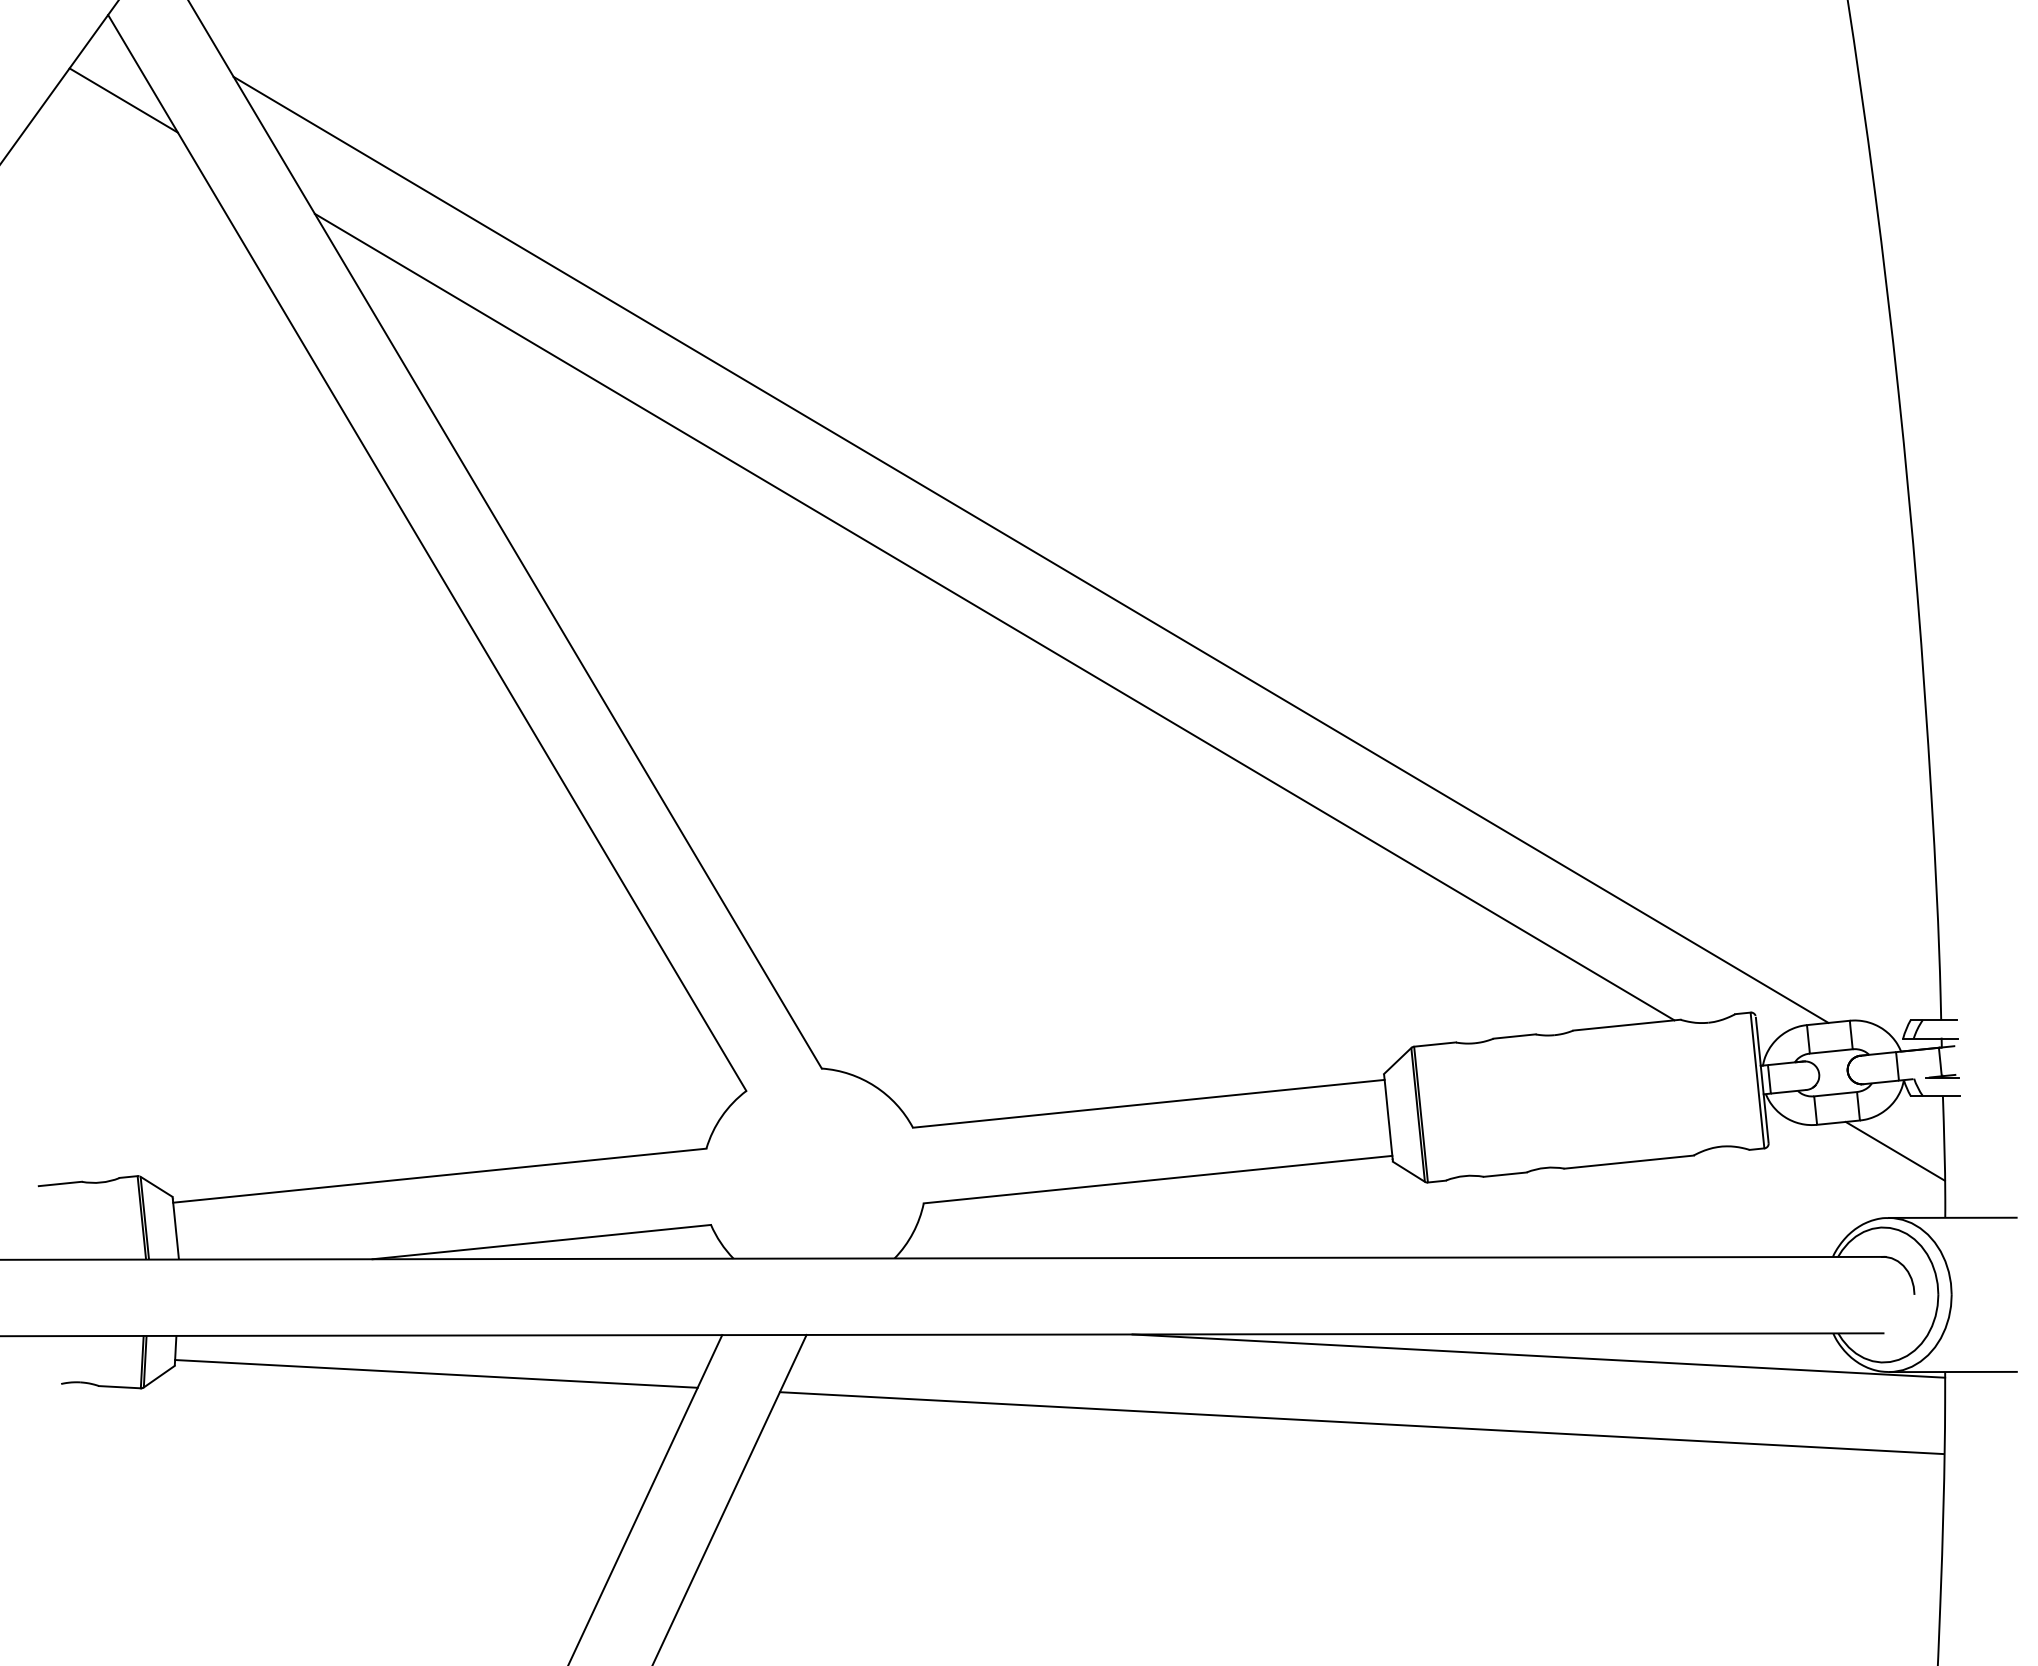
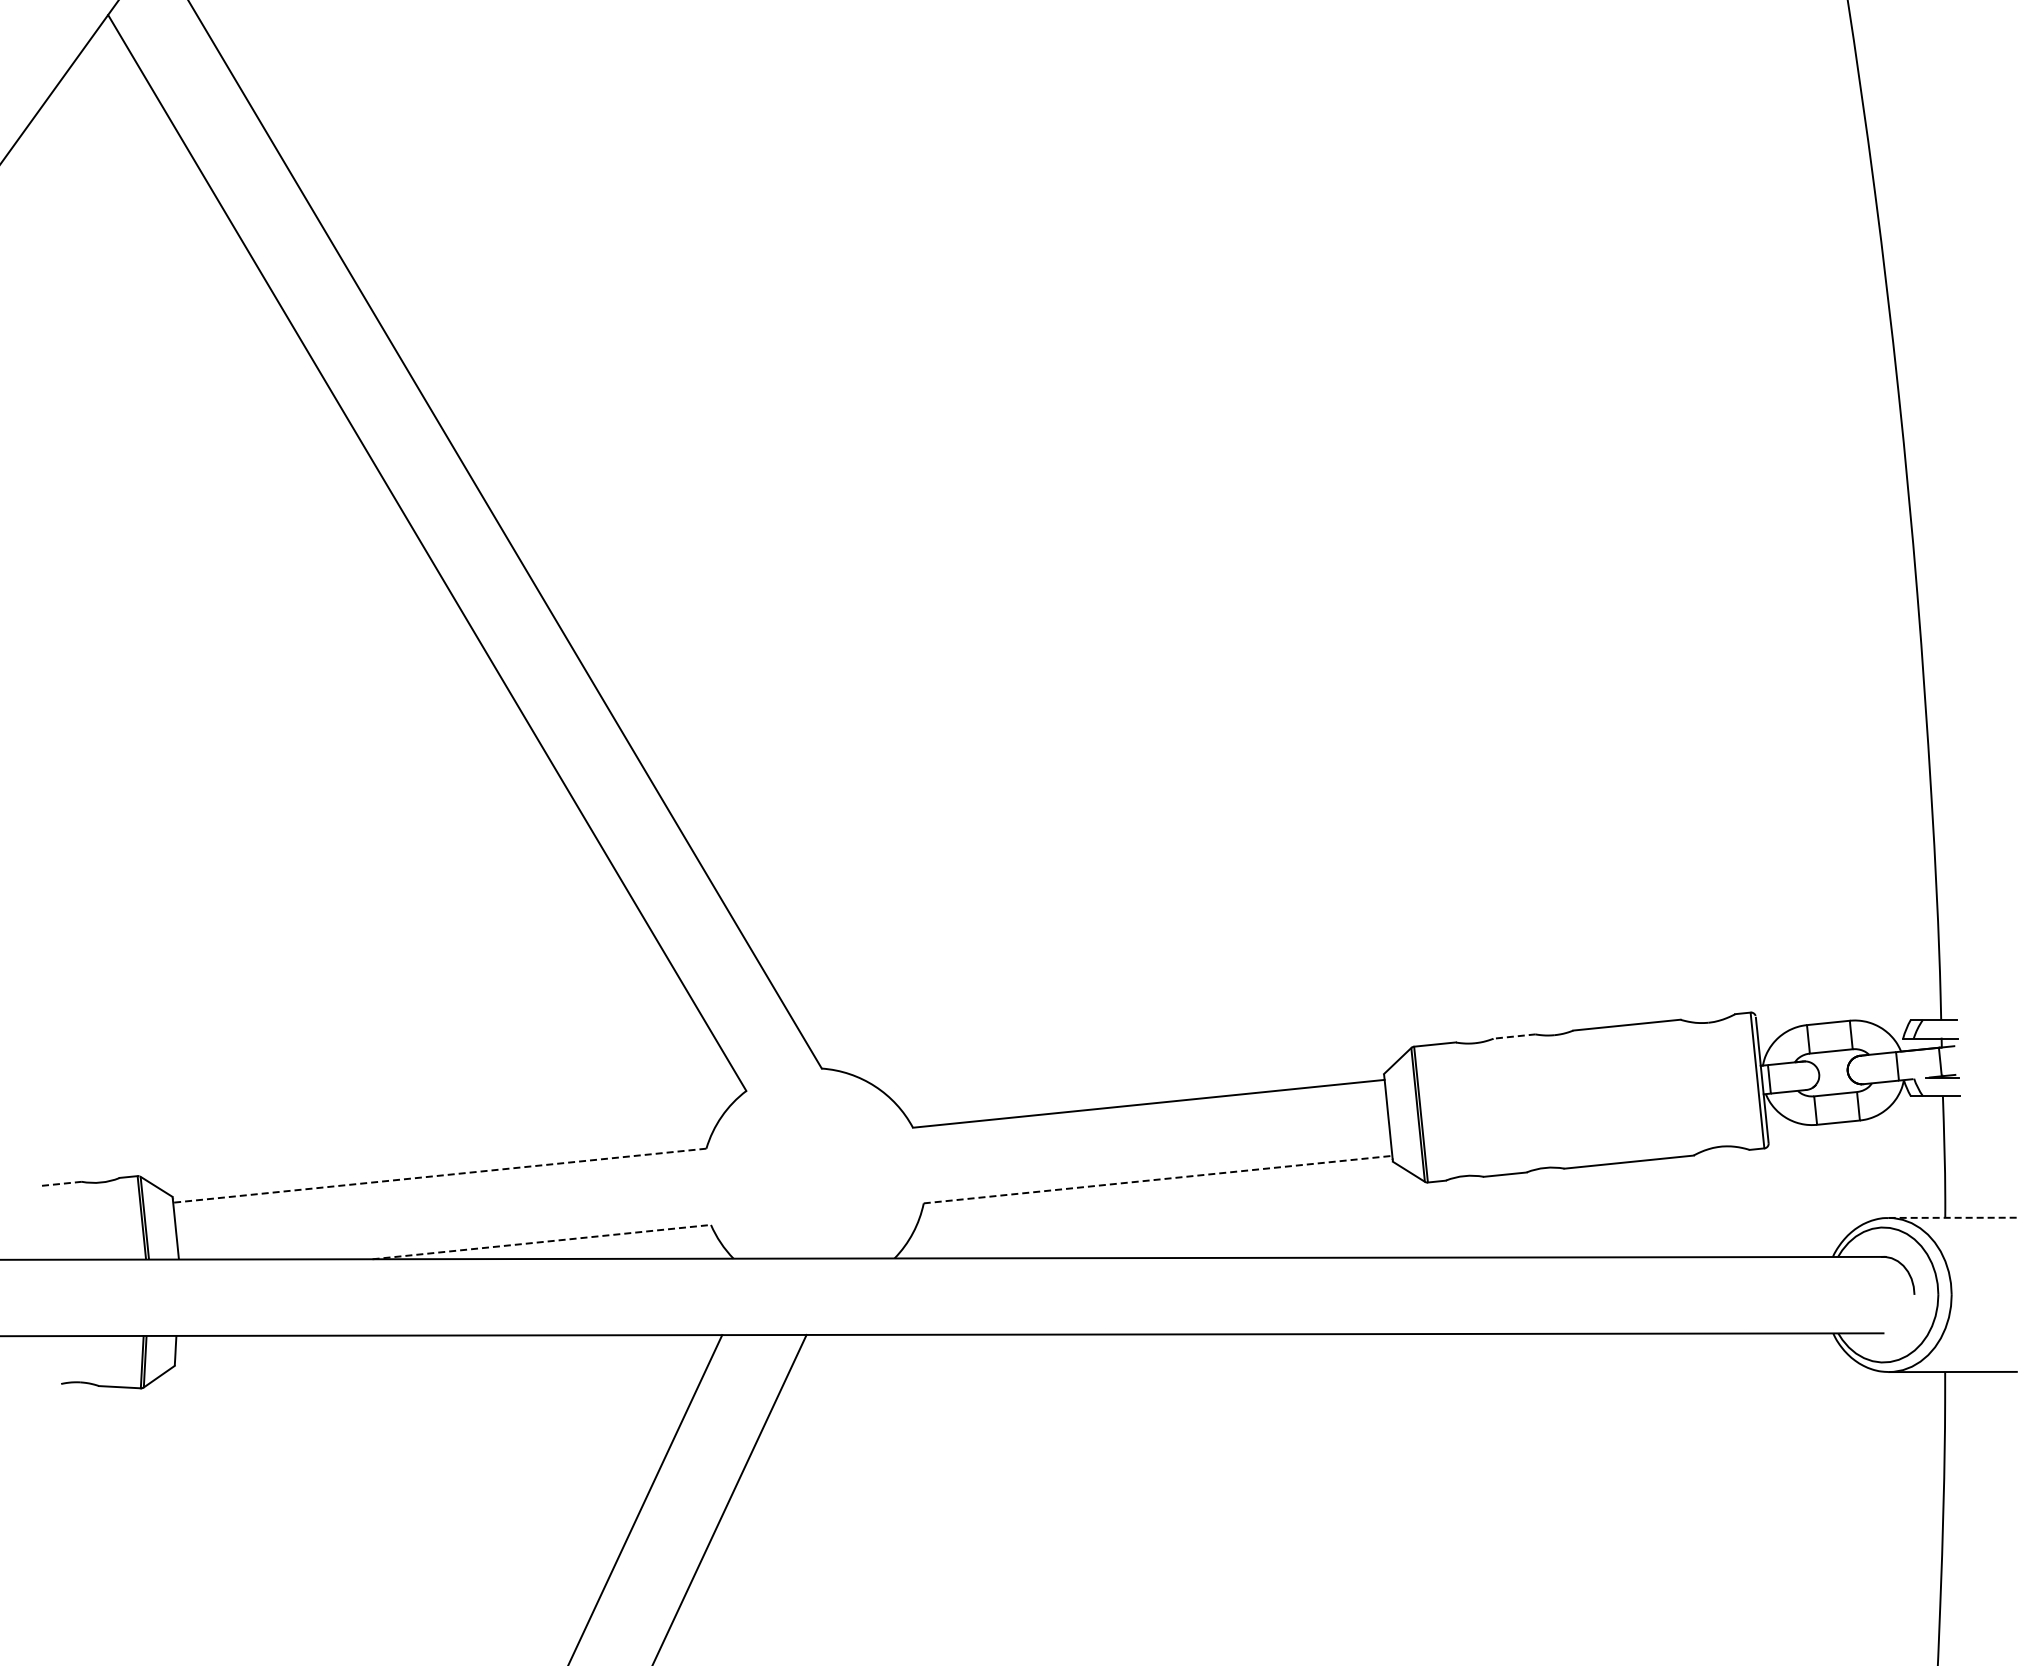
line: present -> none (123, 100)
line: present -> none (1030, 549)
line: present -> none (994, 616)
line: solid -> dashed (1514, 1036)
line: present -> none (1894, 1150)
line: solid -> dashed (439, 1175)
line: solid -> dashed (1158, 1179)
line: solid -> dashed (60, 1183)
line: solid -> dashed (1952, 1217)
line: solid -> dashed (542, 1242)
line: present -> none (1538, 1355)
line: present -> none (436, 1373)
line: present -> none (1361, 1423)
